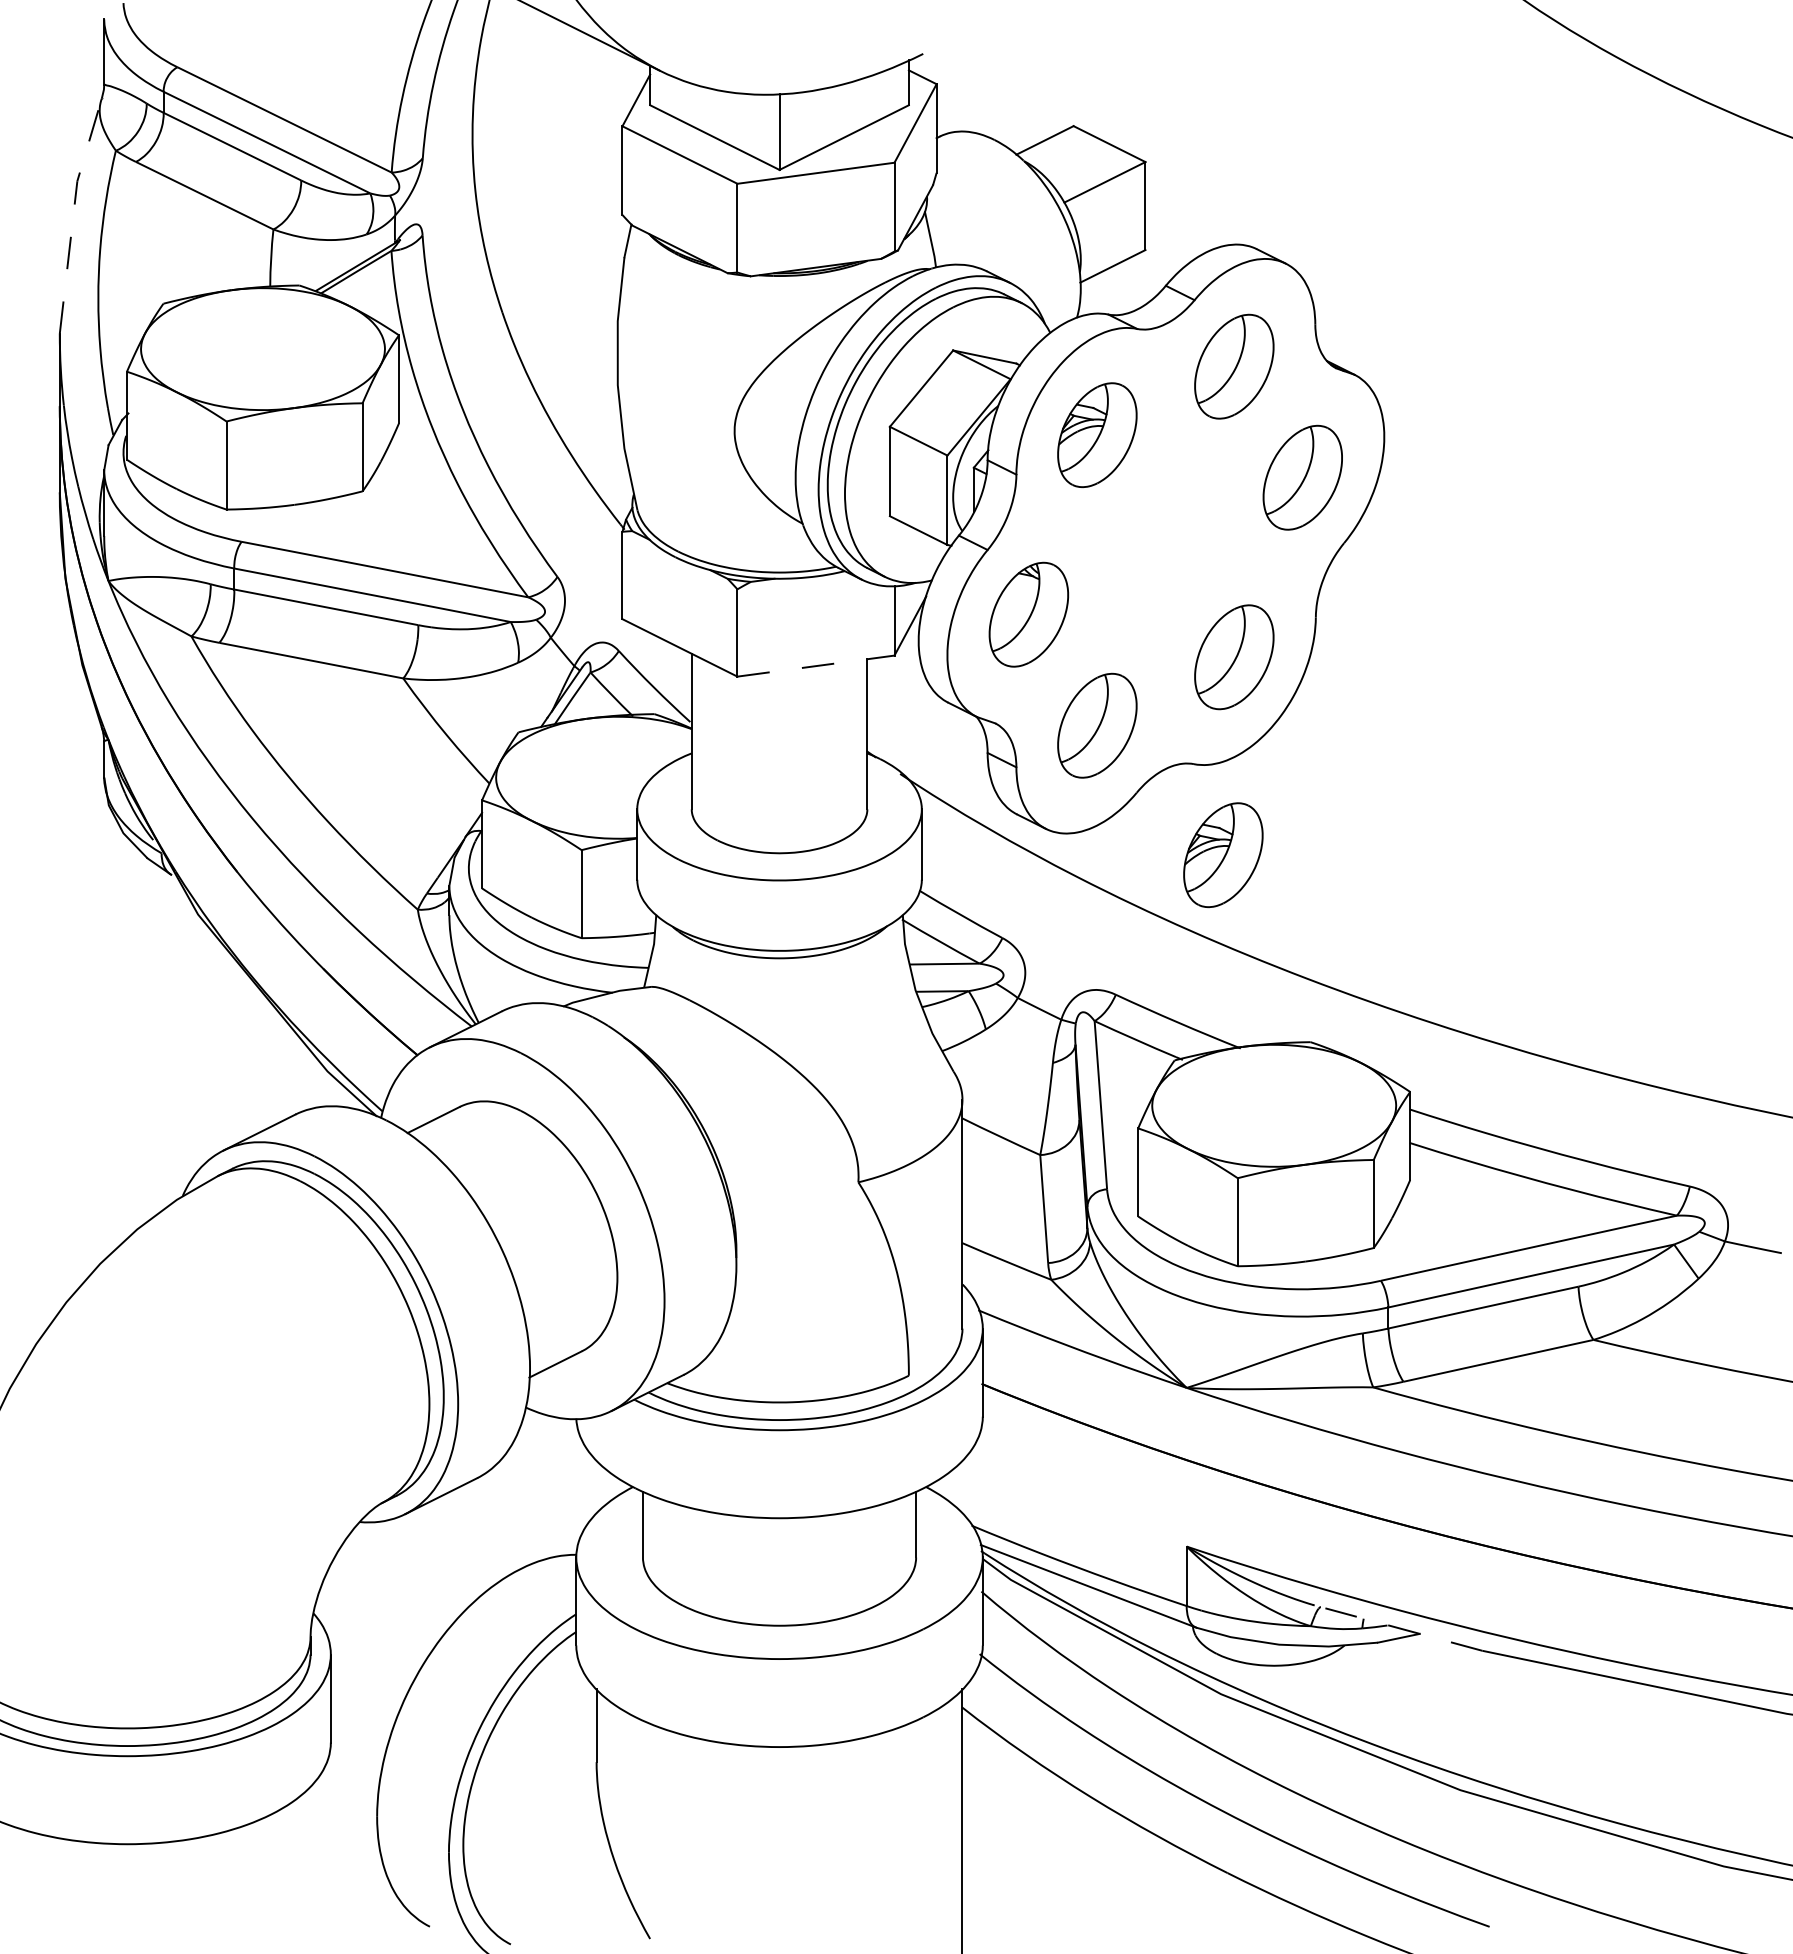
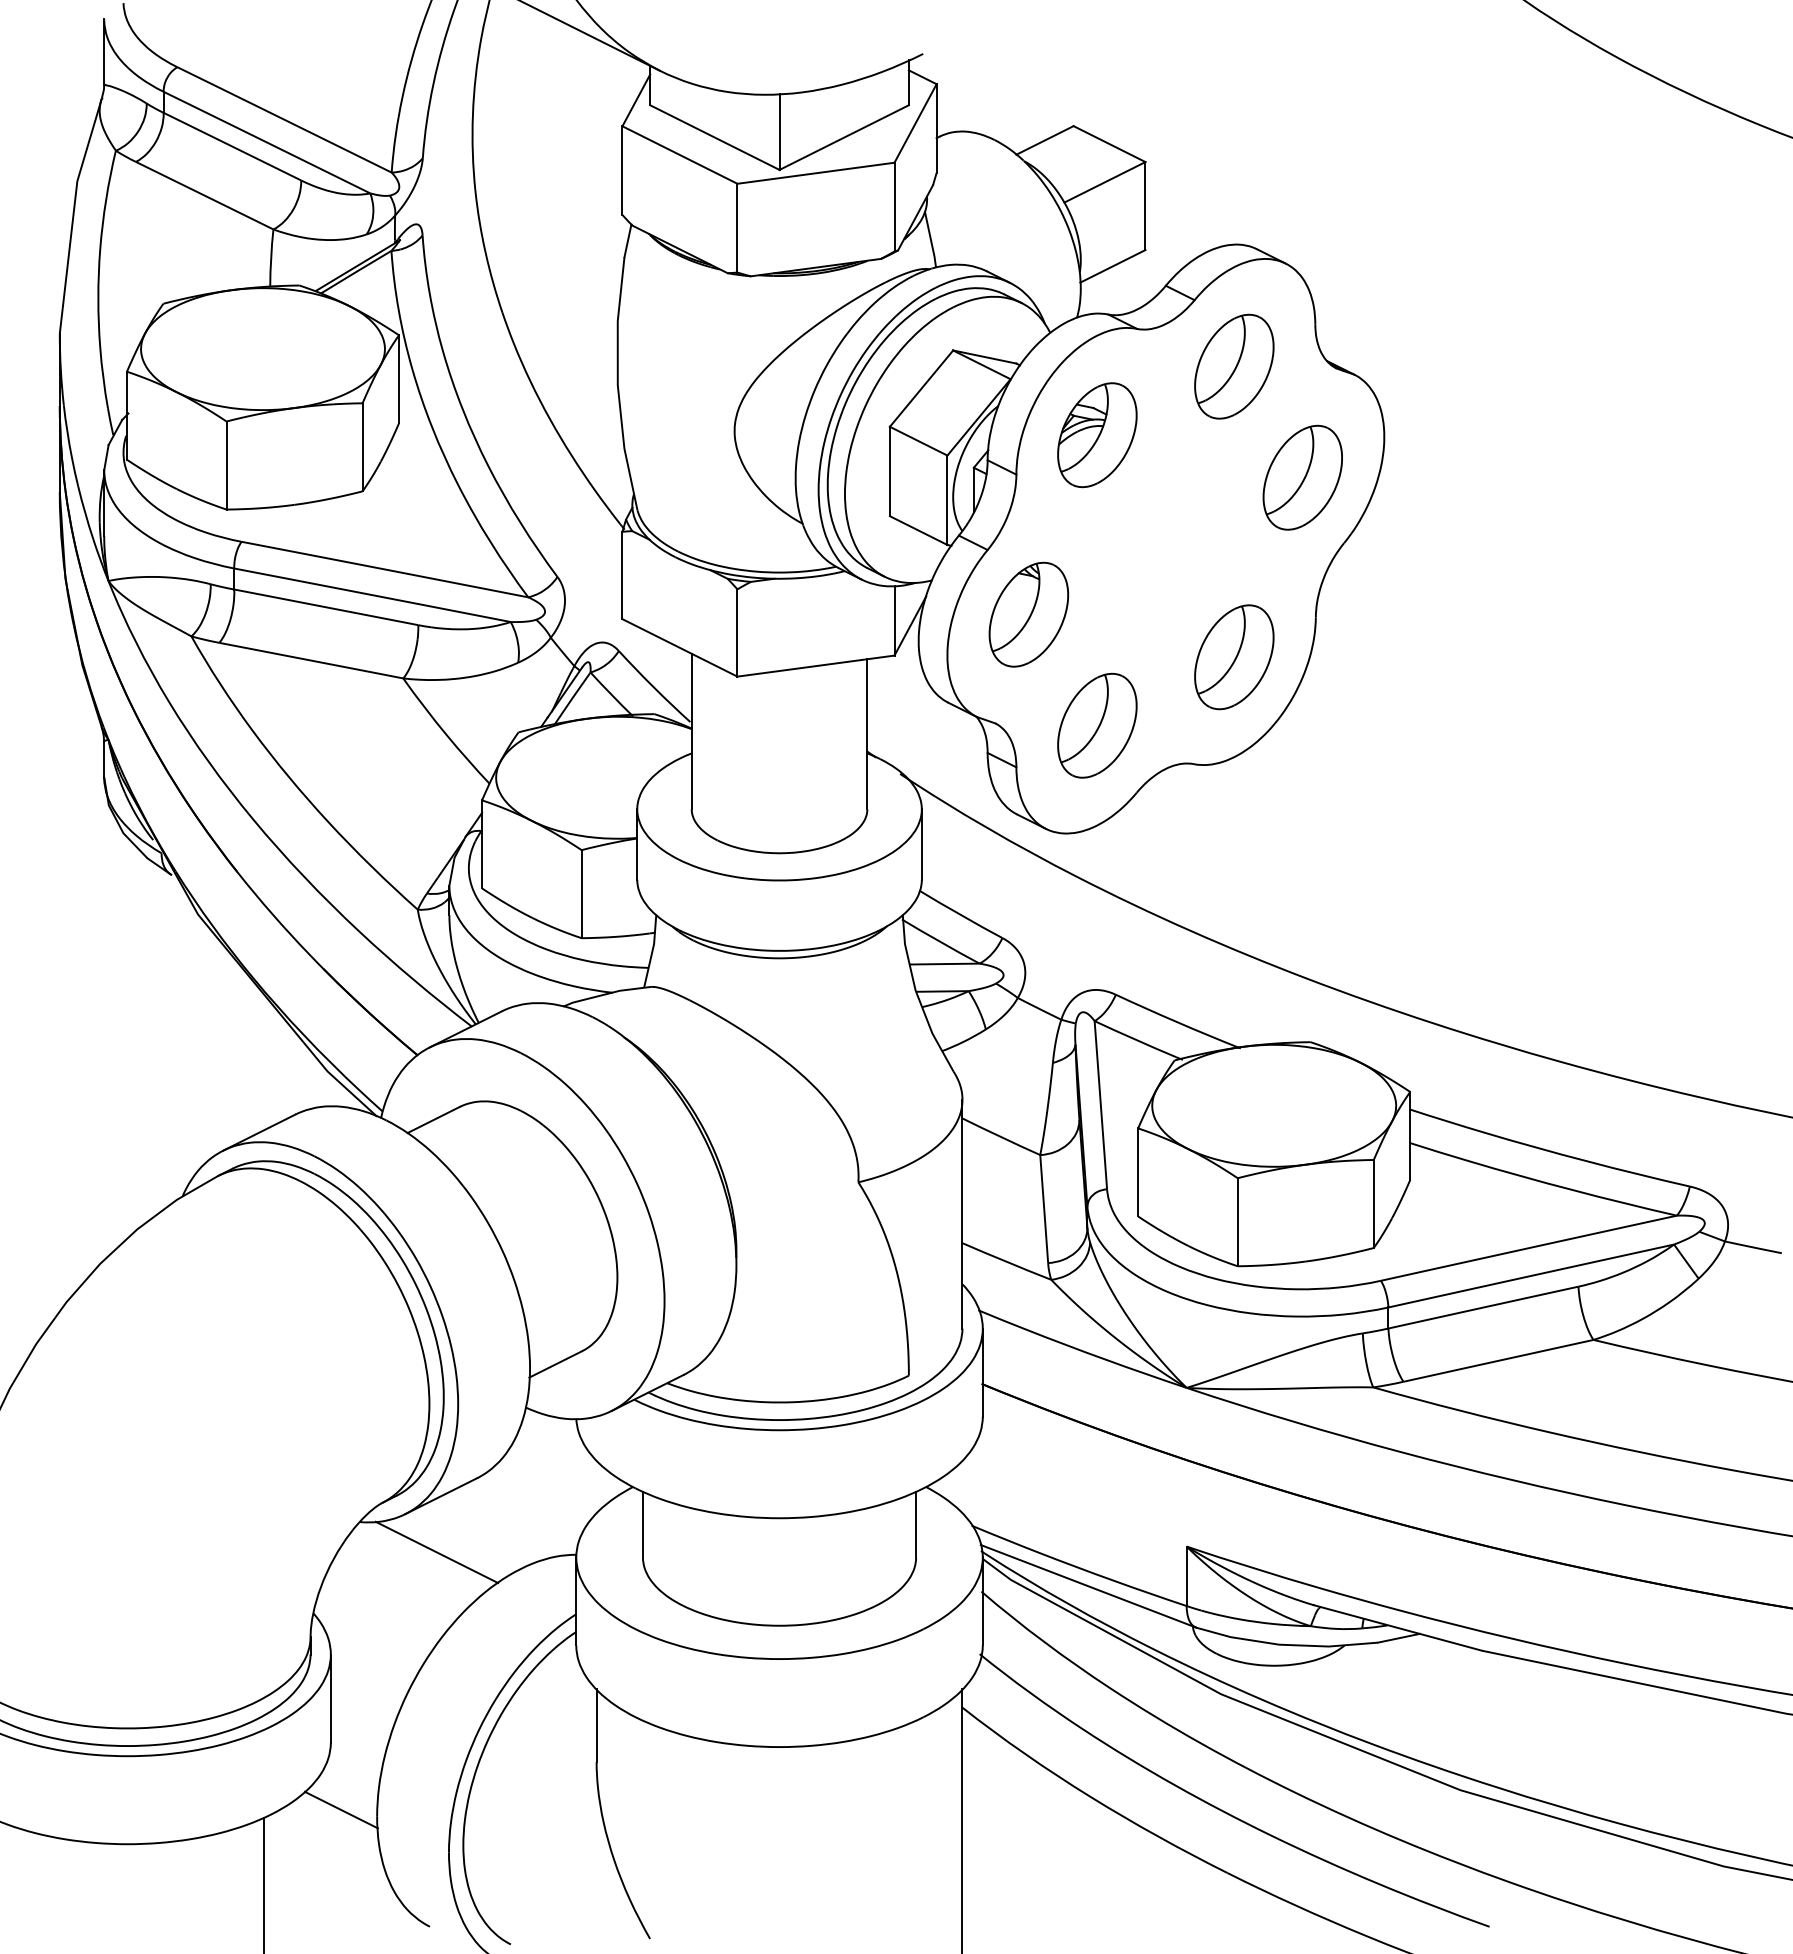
line: dashed -> solid (73, 213)
line: dashed -> solid (816, 666)
part: present -> none (1223, 854)
line: none -> present (436, 1552)
line: dashed -> solid (1397, 1627)
line: none -> present (340, 1809)
line: none -> present (264, 1883)
